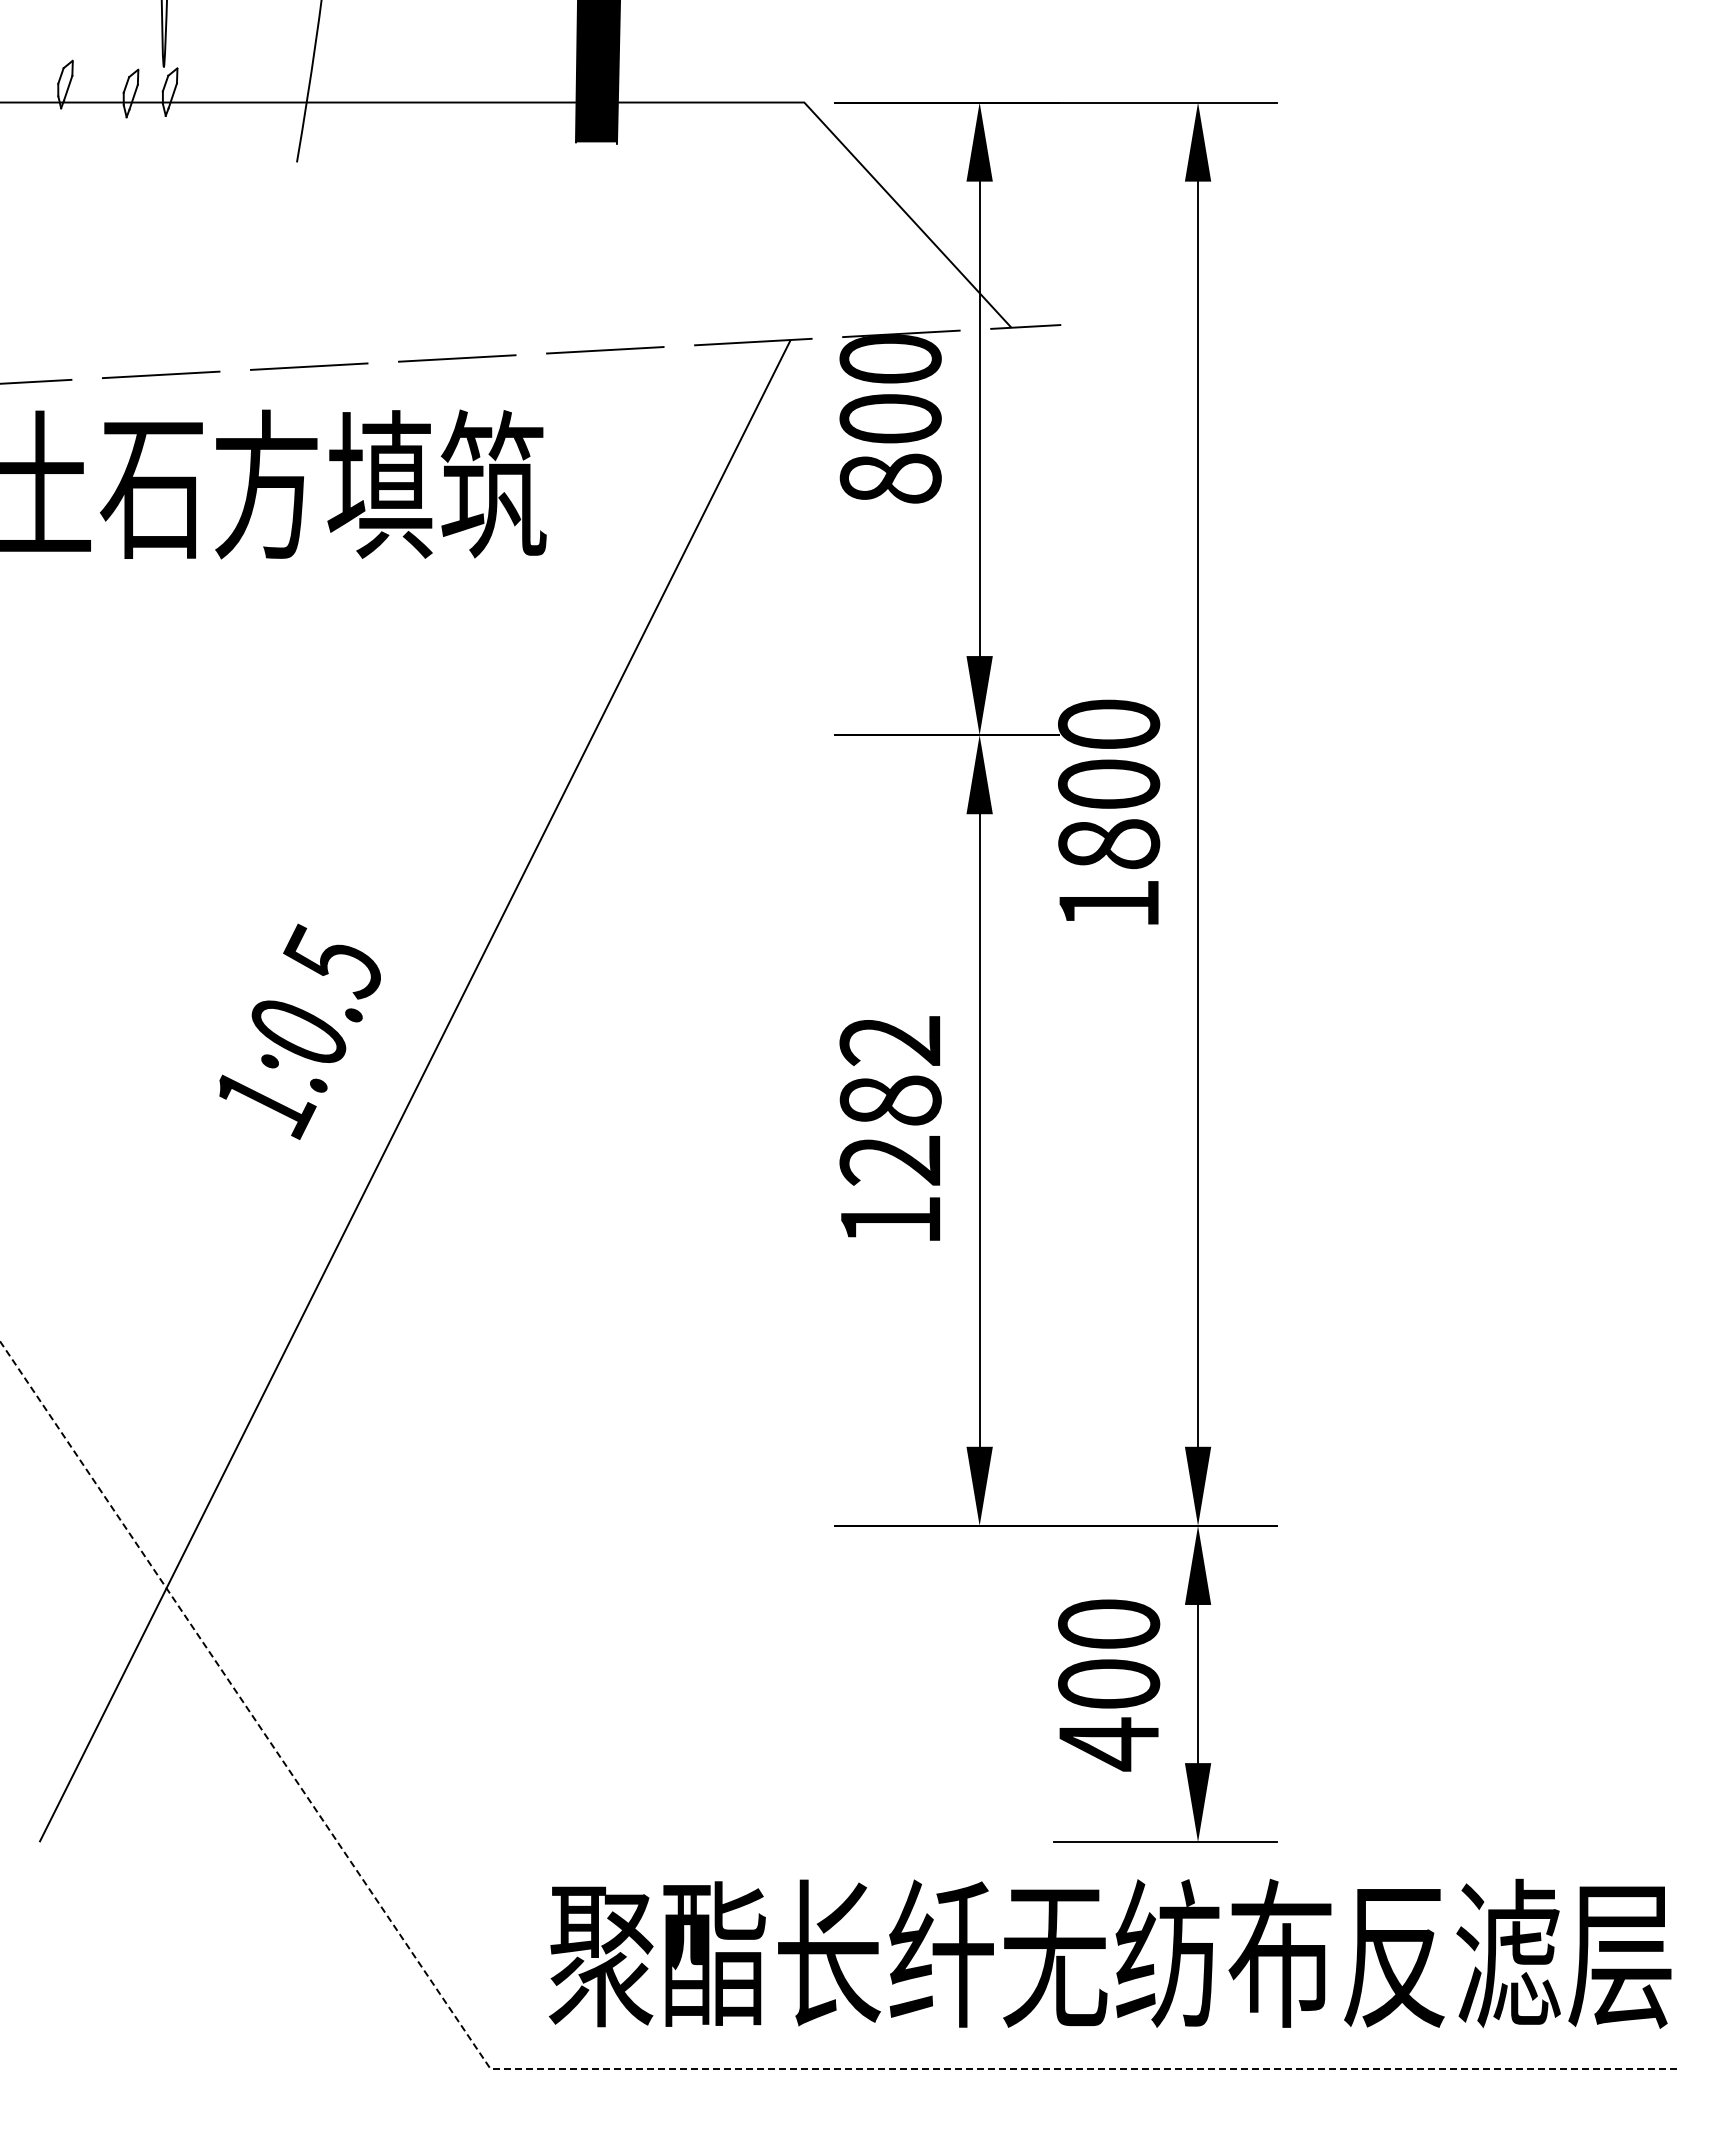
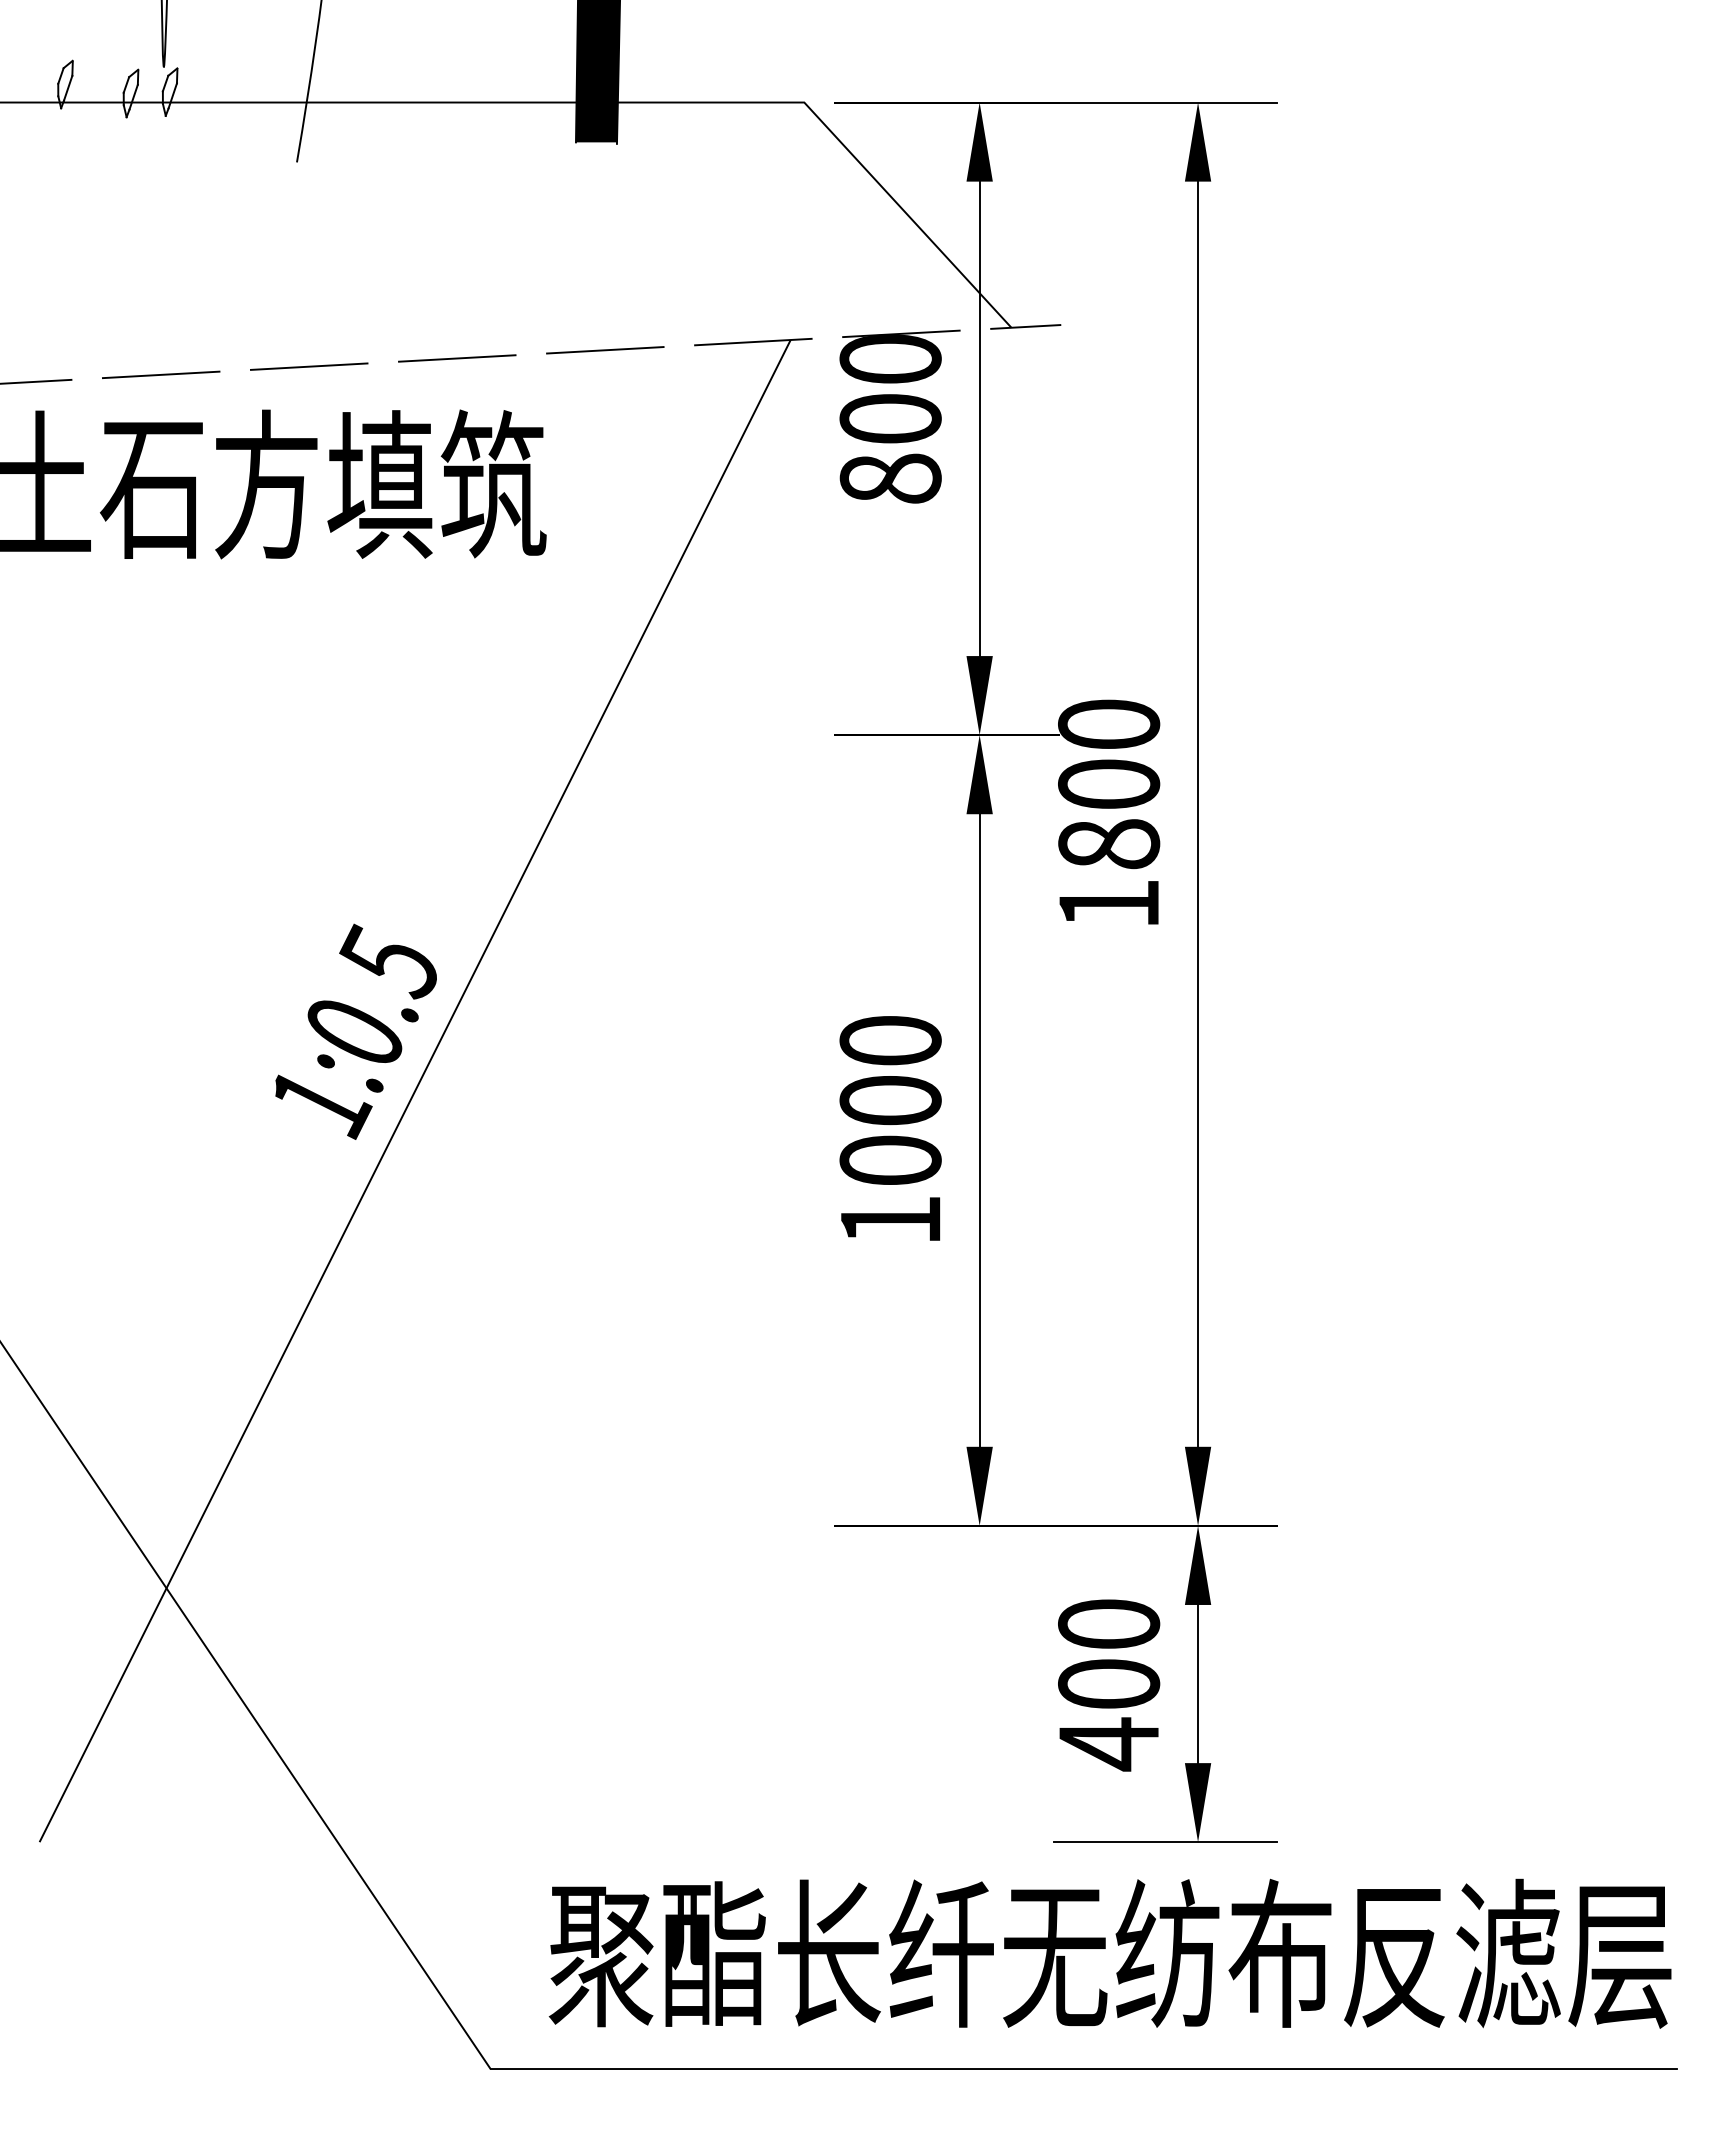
text position: (299, 1031) -> (355, 1031) (355, 1031)
text: 1282 -> 1000 (890, 1100)
line: dashed -> solid (645, 2069)
